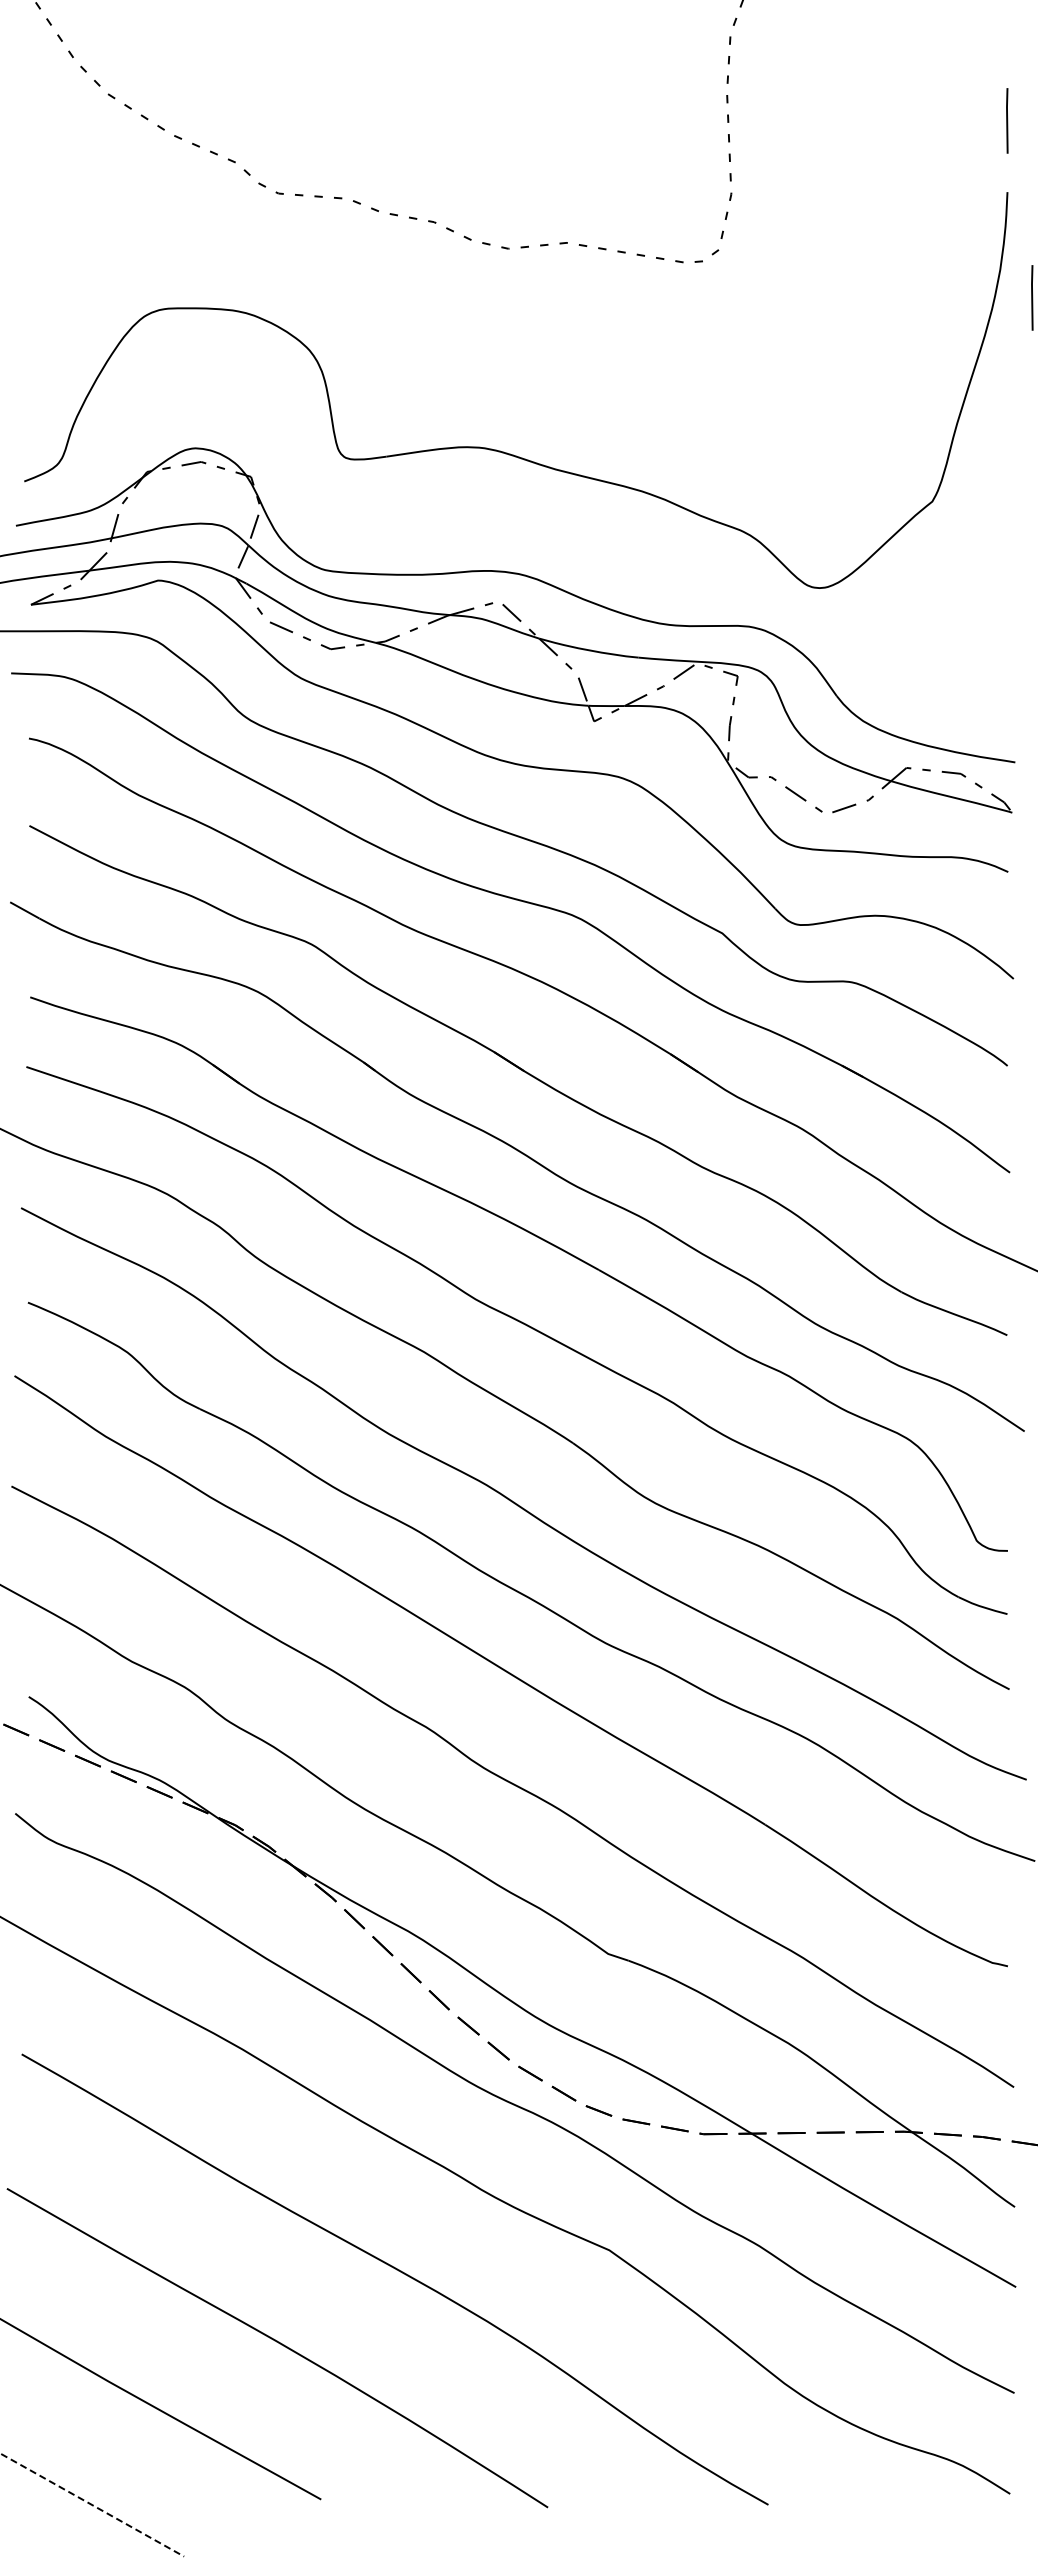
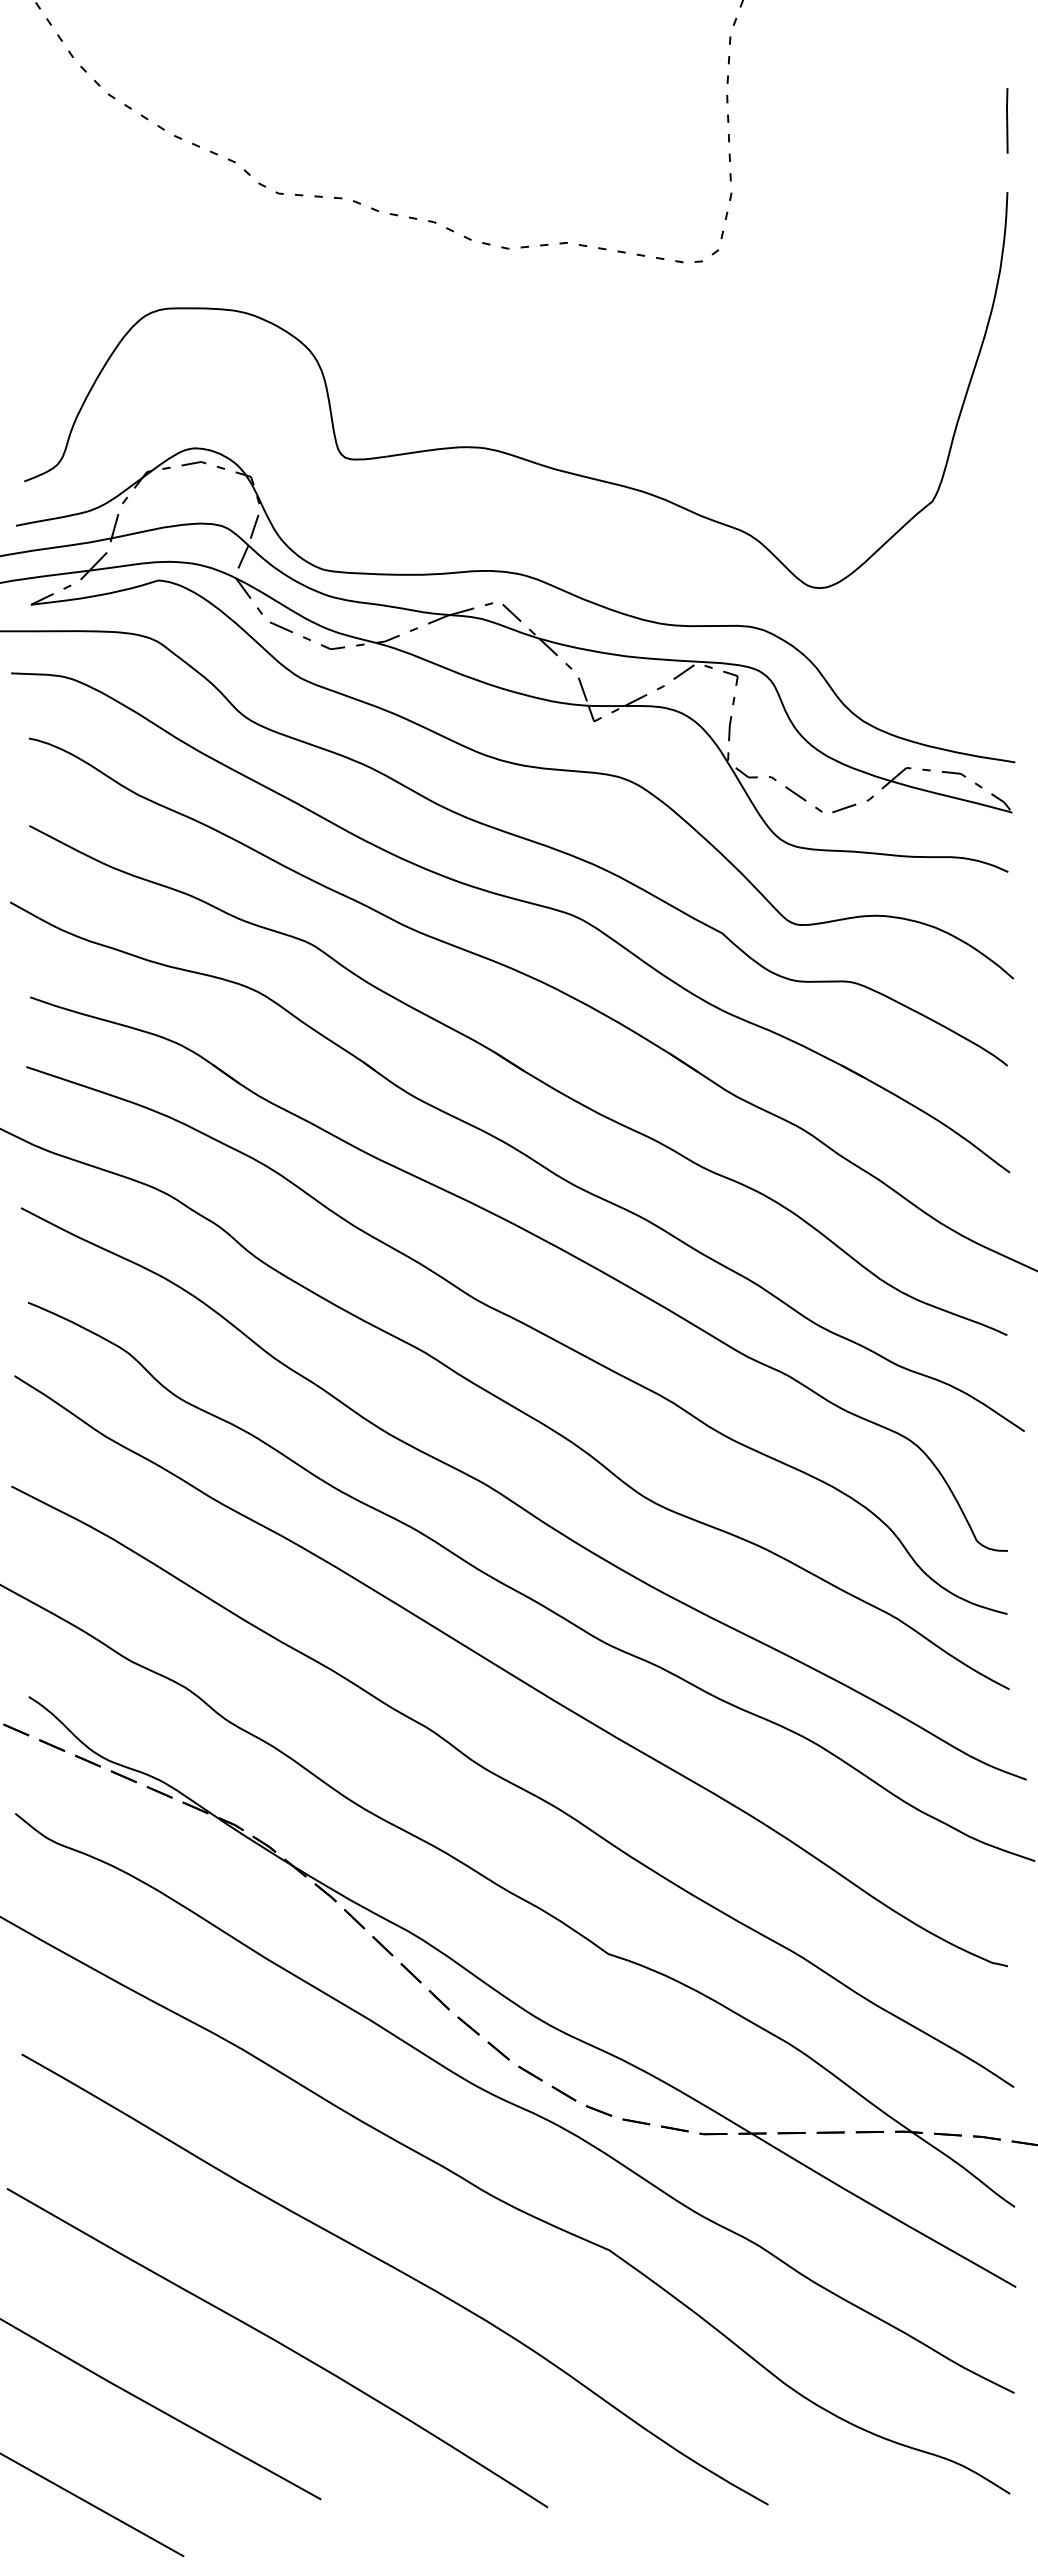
line: present -> none (1032, 297)
line: dashed -> solid (92, 2505)
